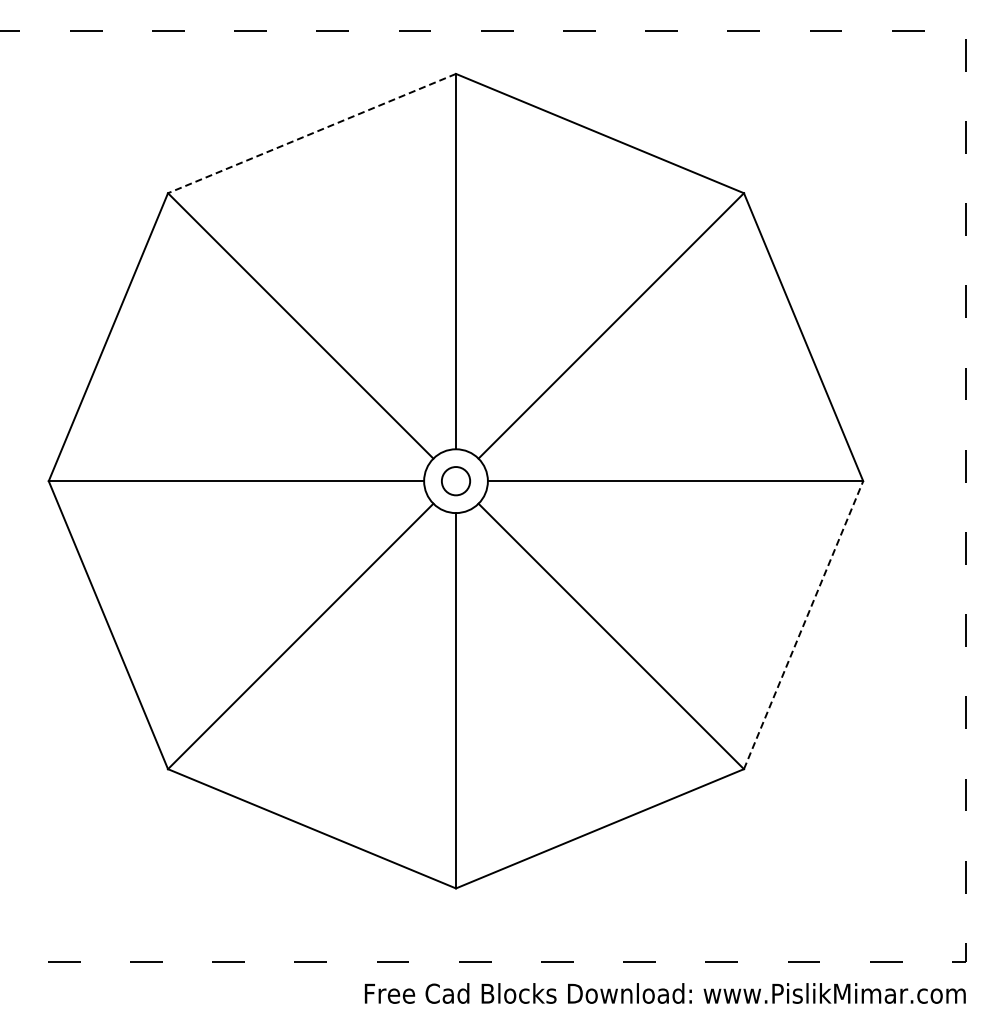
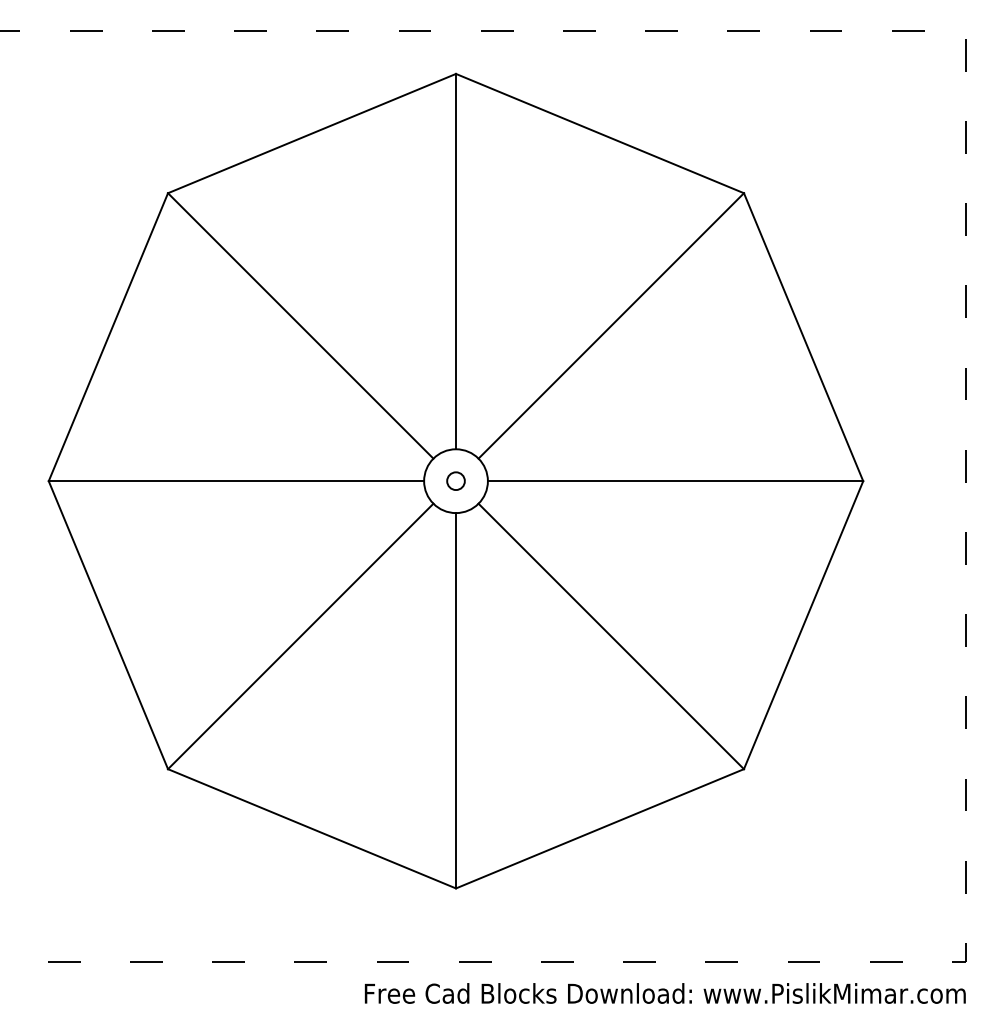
line: dashed -> solid (312, 133)
circle diameter: 28 px -> 18 px (455, 481)
line: dashed -> solid (803, 625)
